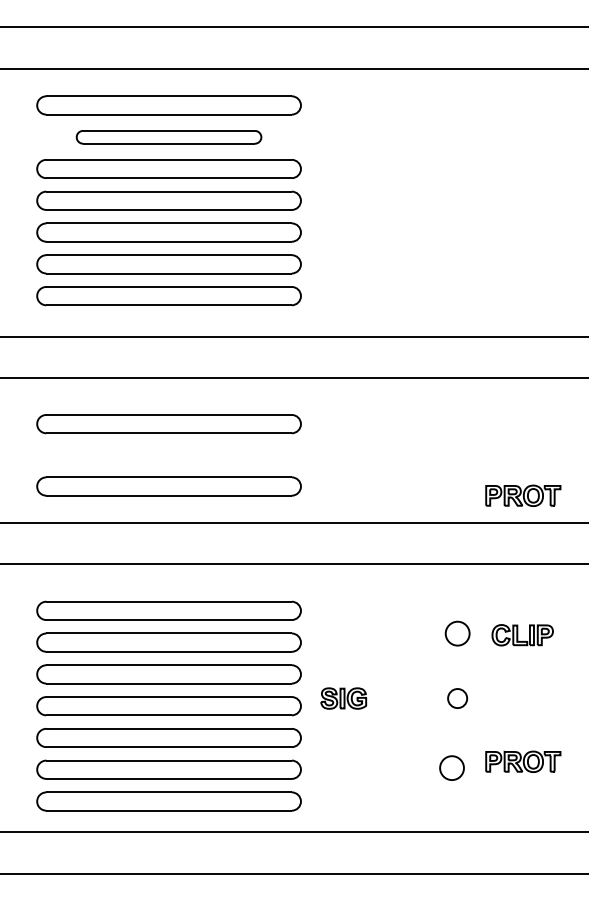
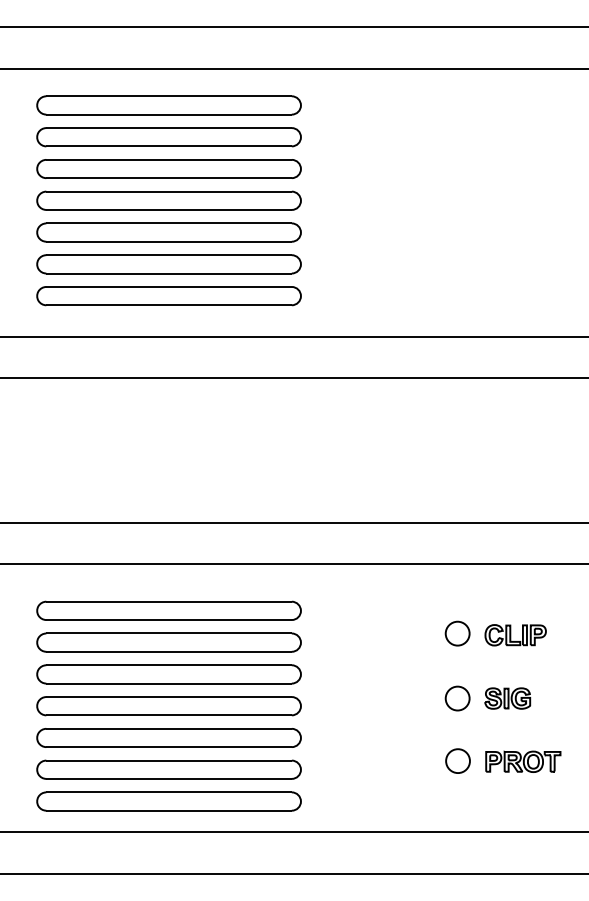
part size: 188x15 px -> 266x21 px (168, 137)
part: present -> none (168, 424)
part: present -> none (168, 486)
part: present -> none (523, 495)
part position: (522, 635) -> (515, 635) (515, 635)
part position: (343, 698) -> (507, 698) (507, 698)
part size: 22x21 px -> 27x27 px (457, 698)
part position: (451, 767) -> (457, 760) (457, 760)
